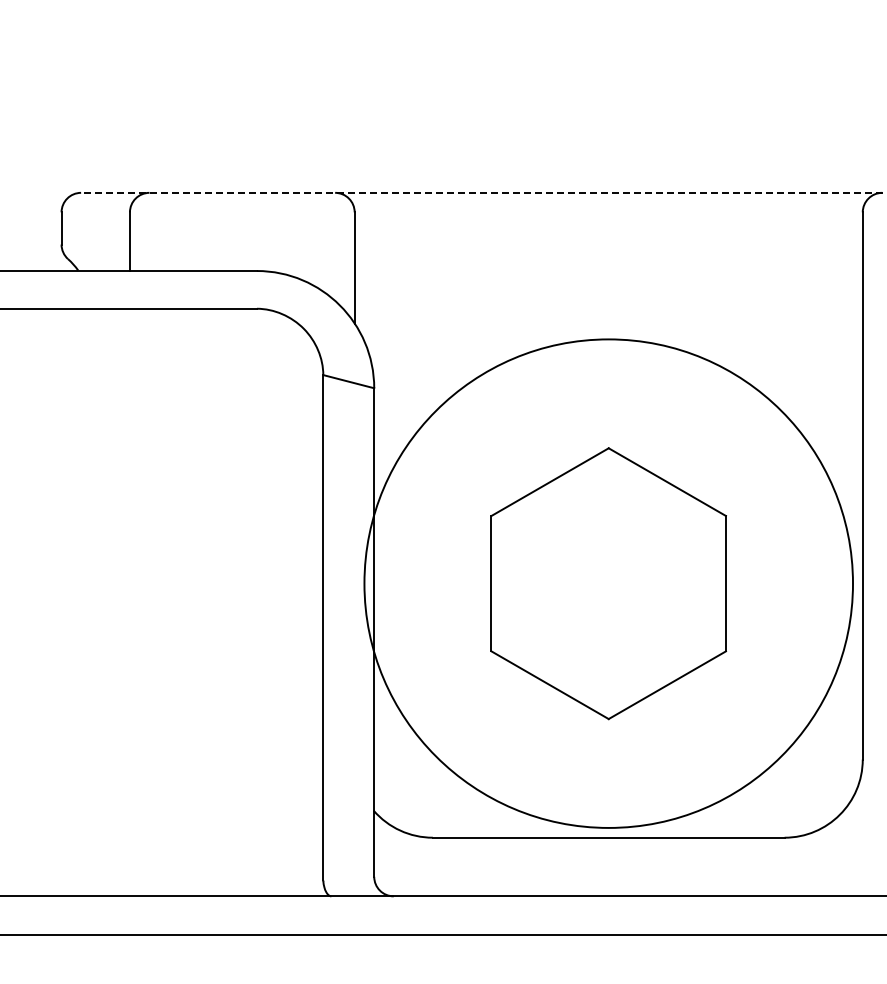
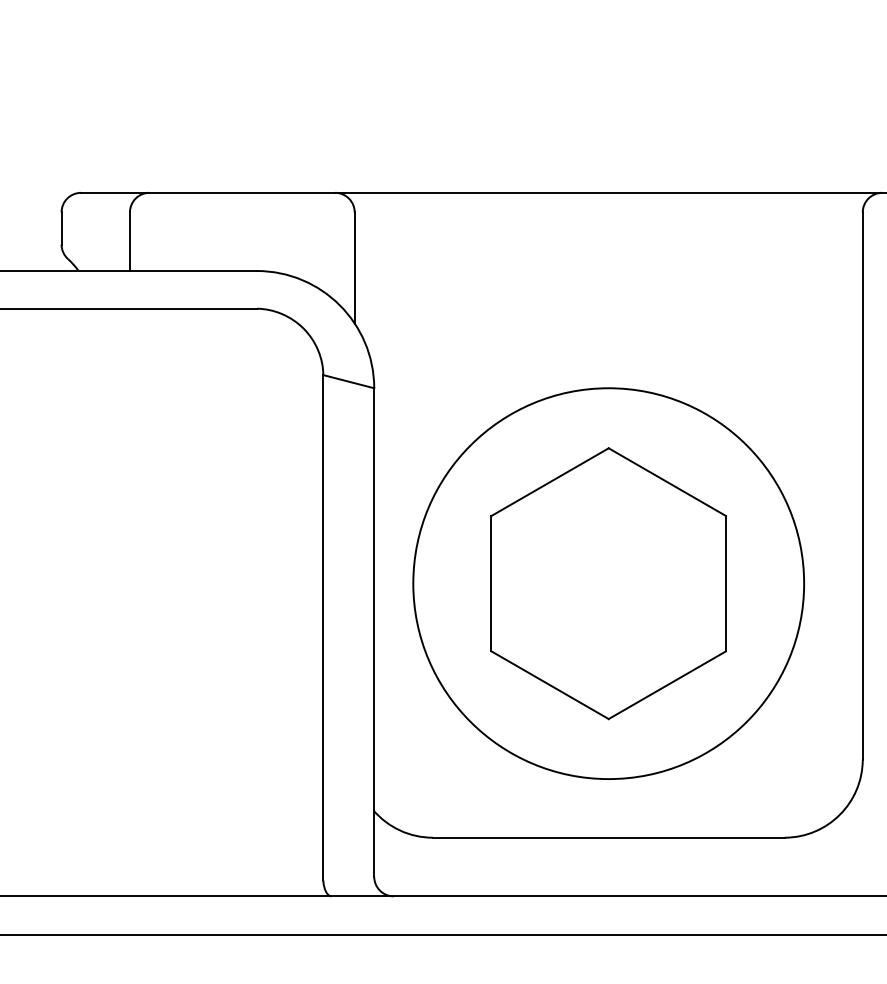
line: dashed -> solid (483, 192)
circle diameter: 489 px -> 391 px (608, 583)
